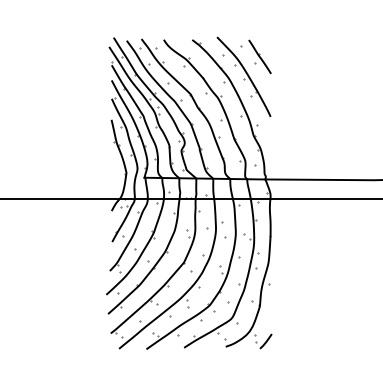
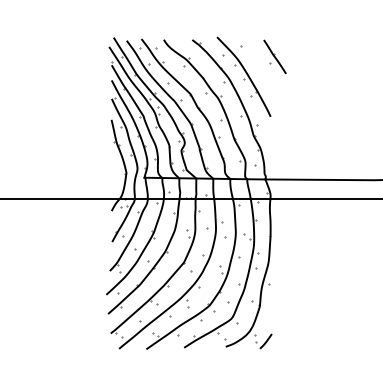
part position: (259, 56) -> (274, 56) (274, 56)
